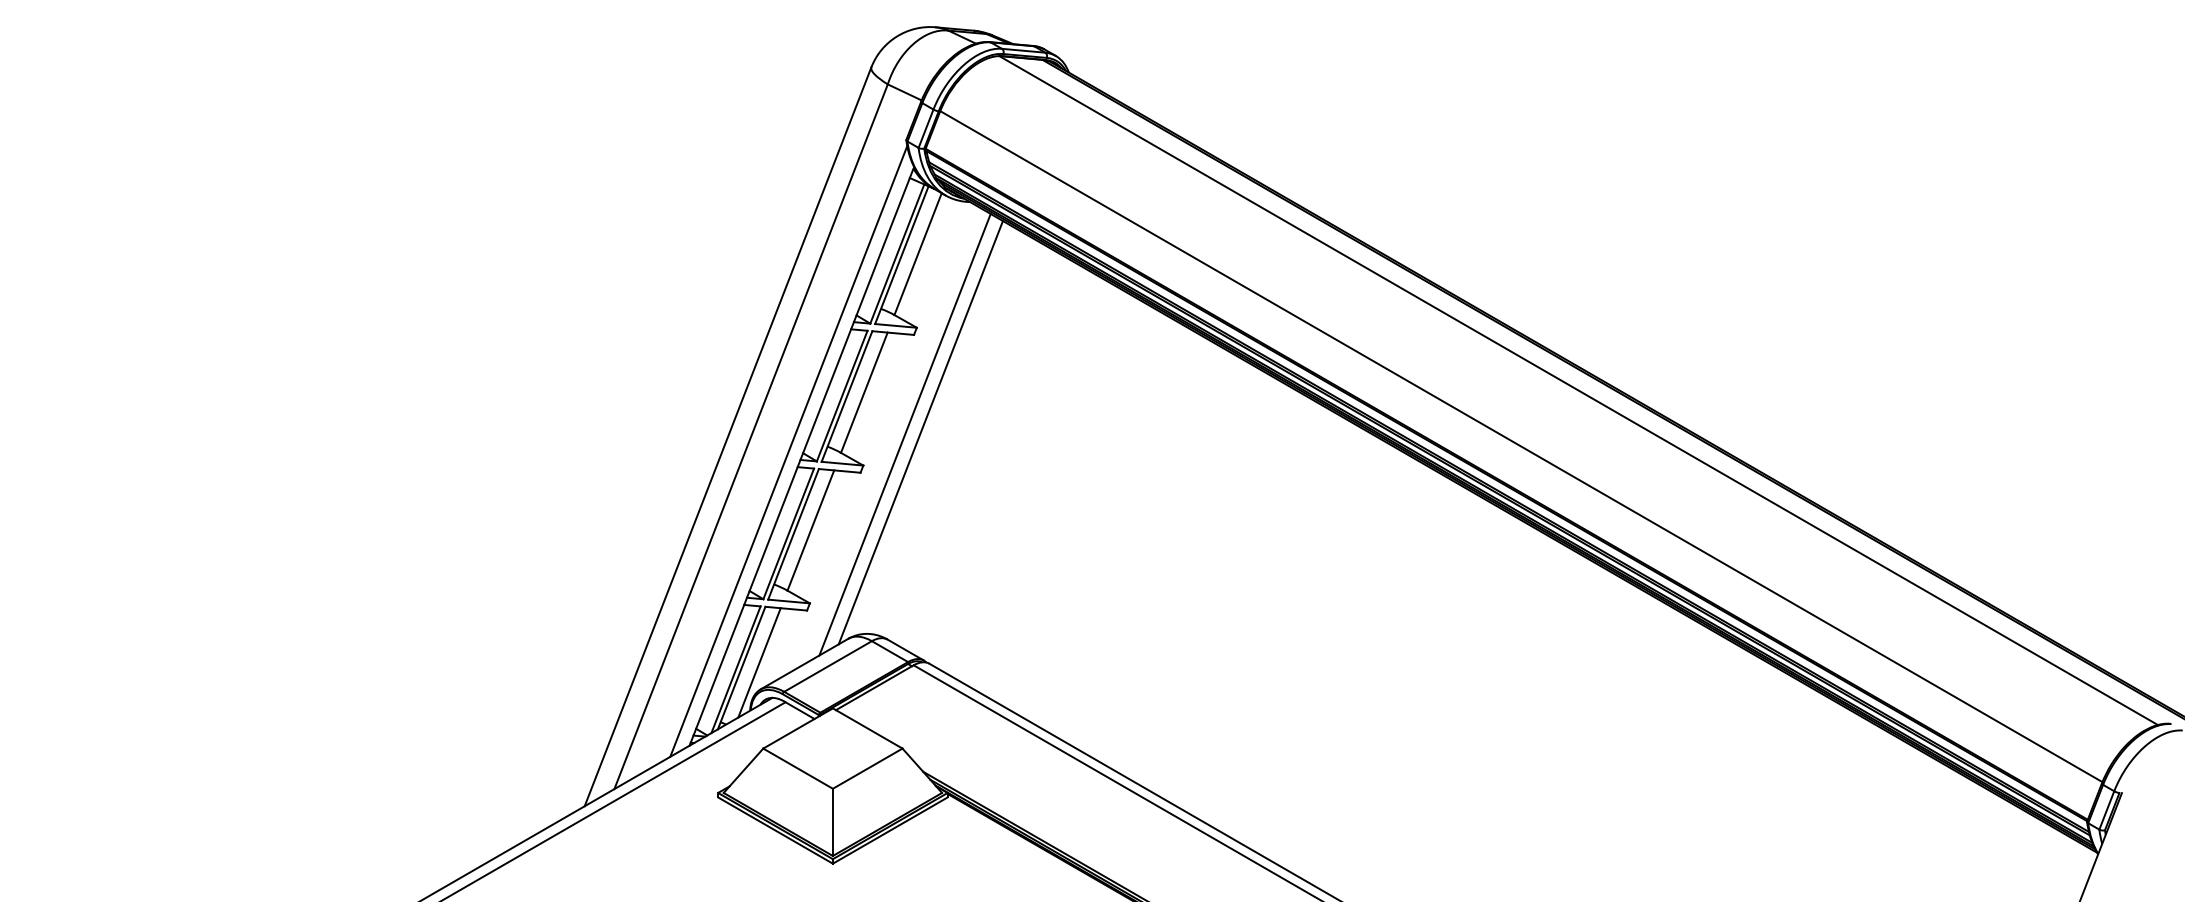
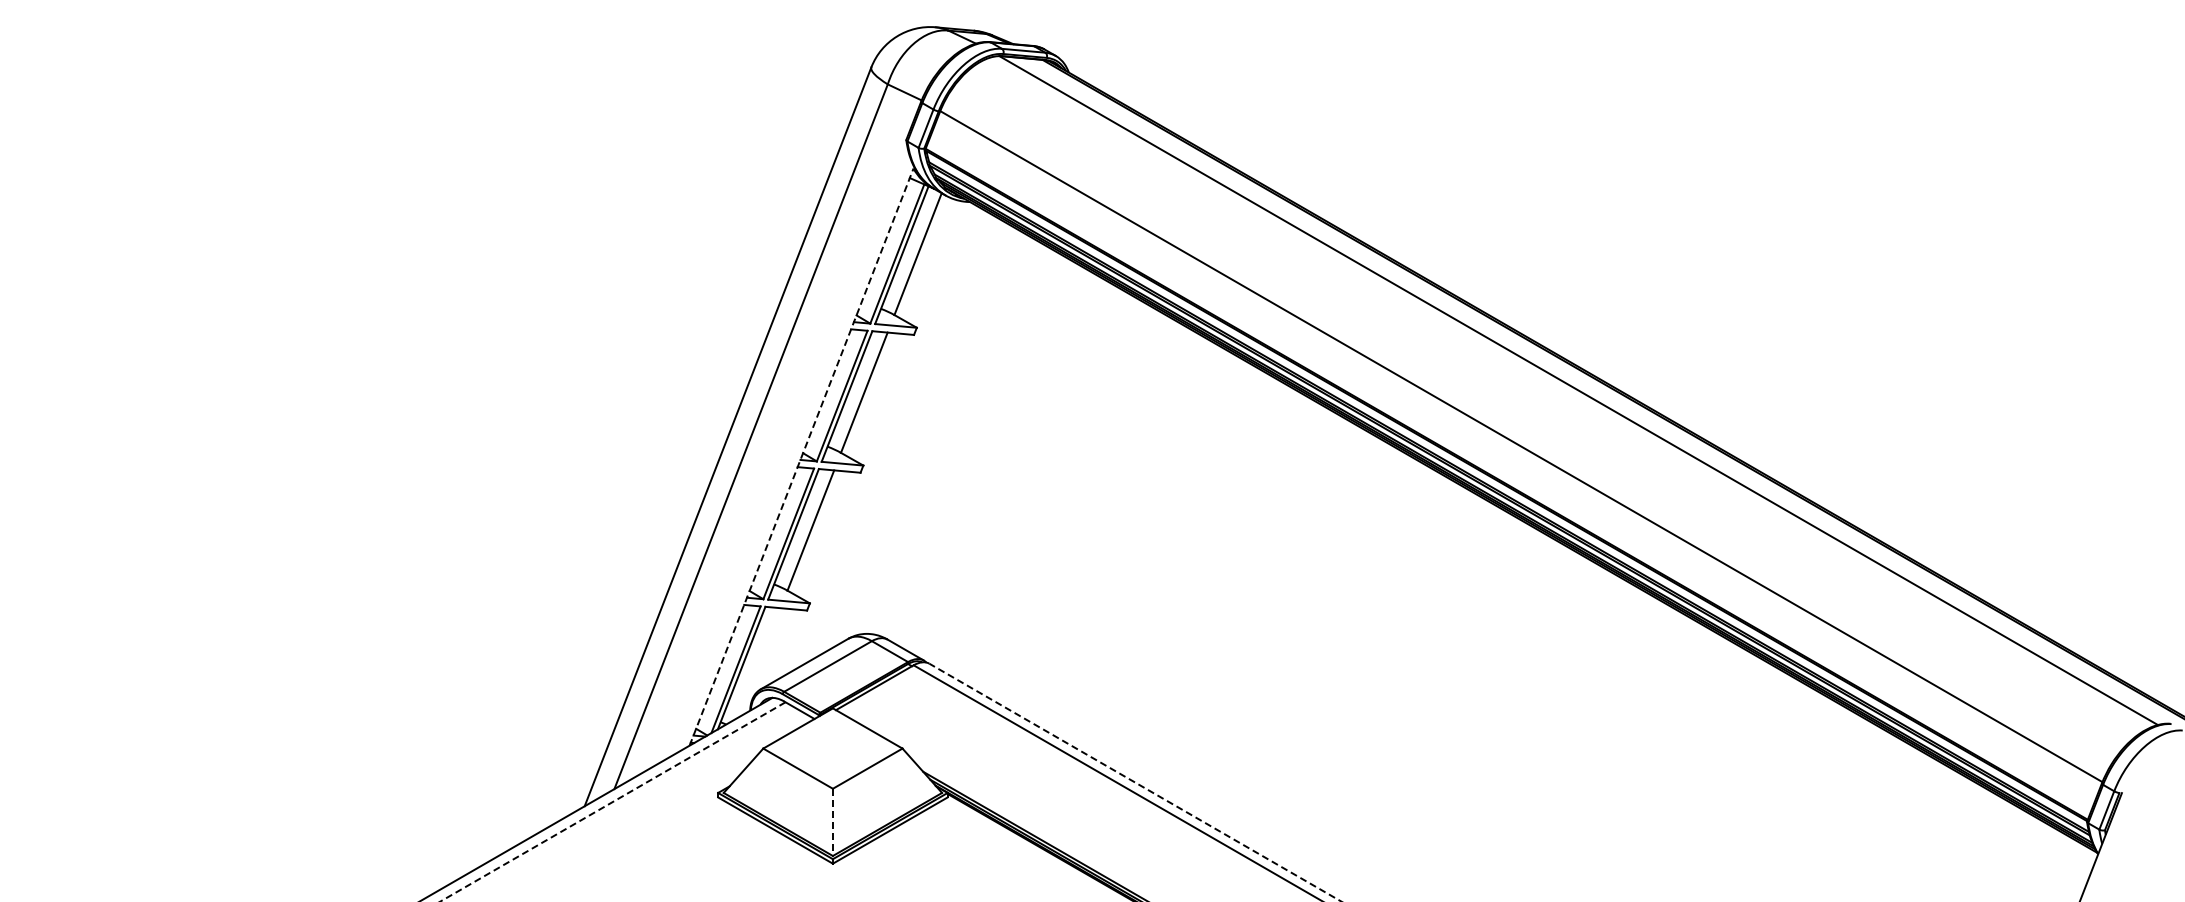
line: present -> none (920, 432)
line: present -> none (904, 434)
line: present -> none (788, 451)
line: solid -> dashed (801, 457)
line: present -> none (759, 662)
line: solid -> dashed (1135, 782)
line: solid -> dashed (612, 802)
line: solid -> dashed (832, 822)
